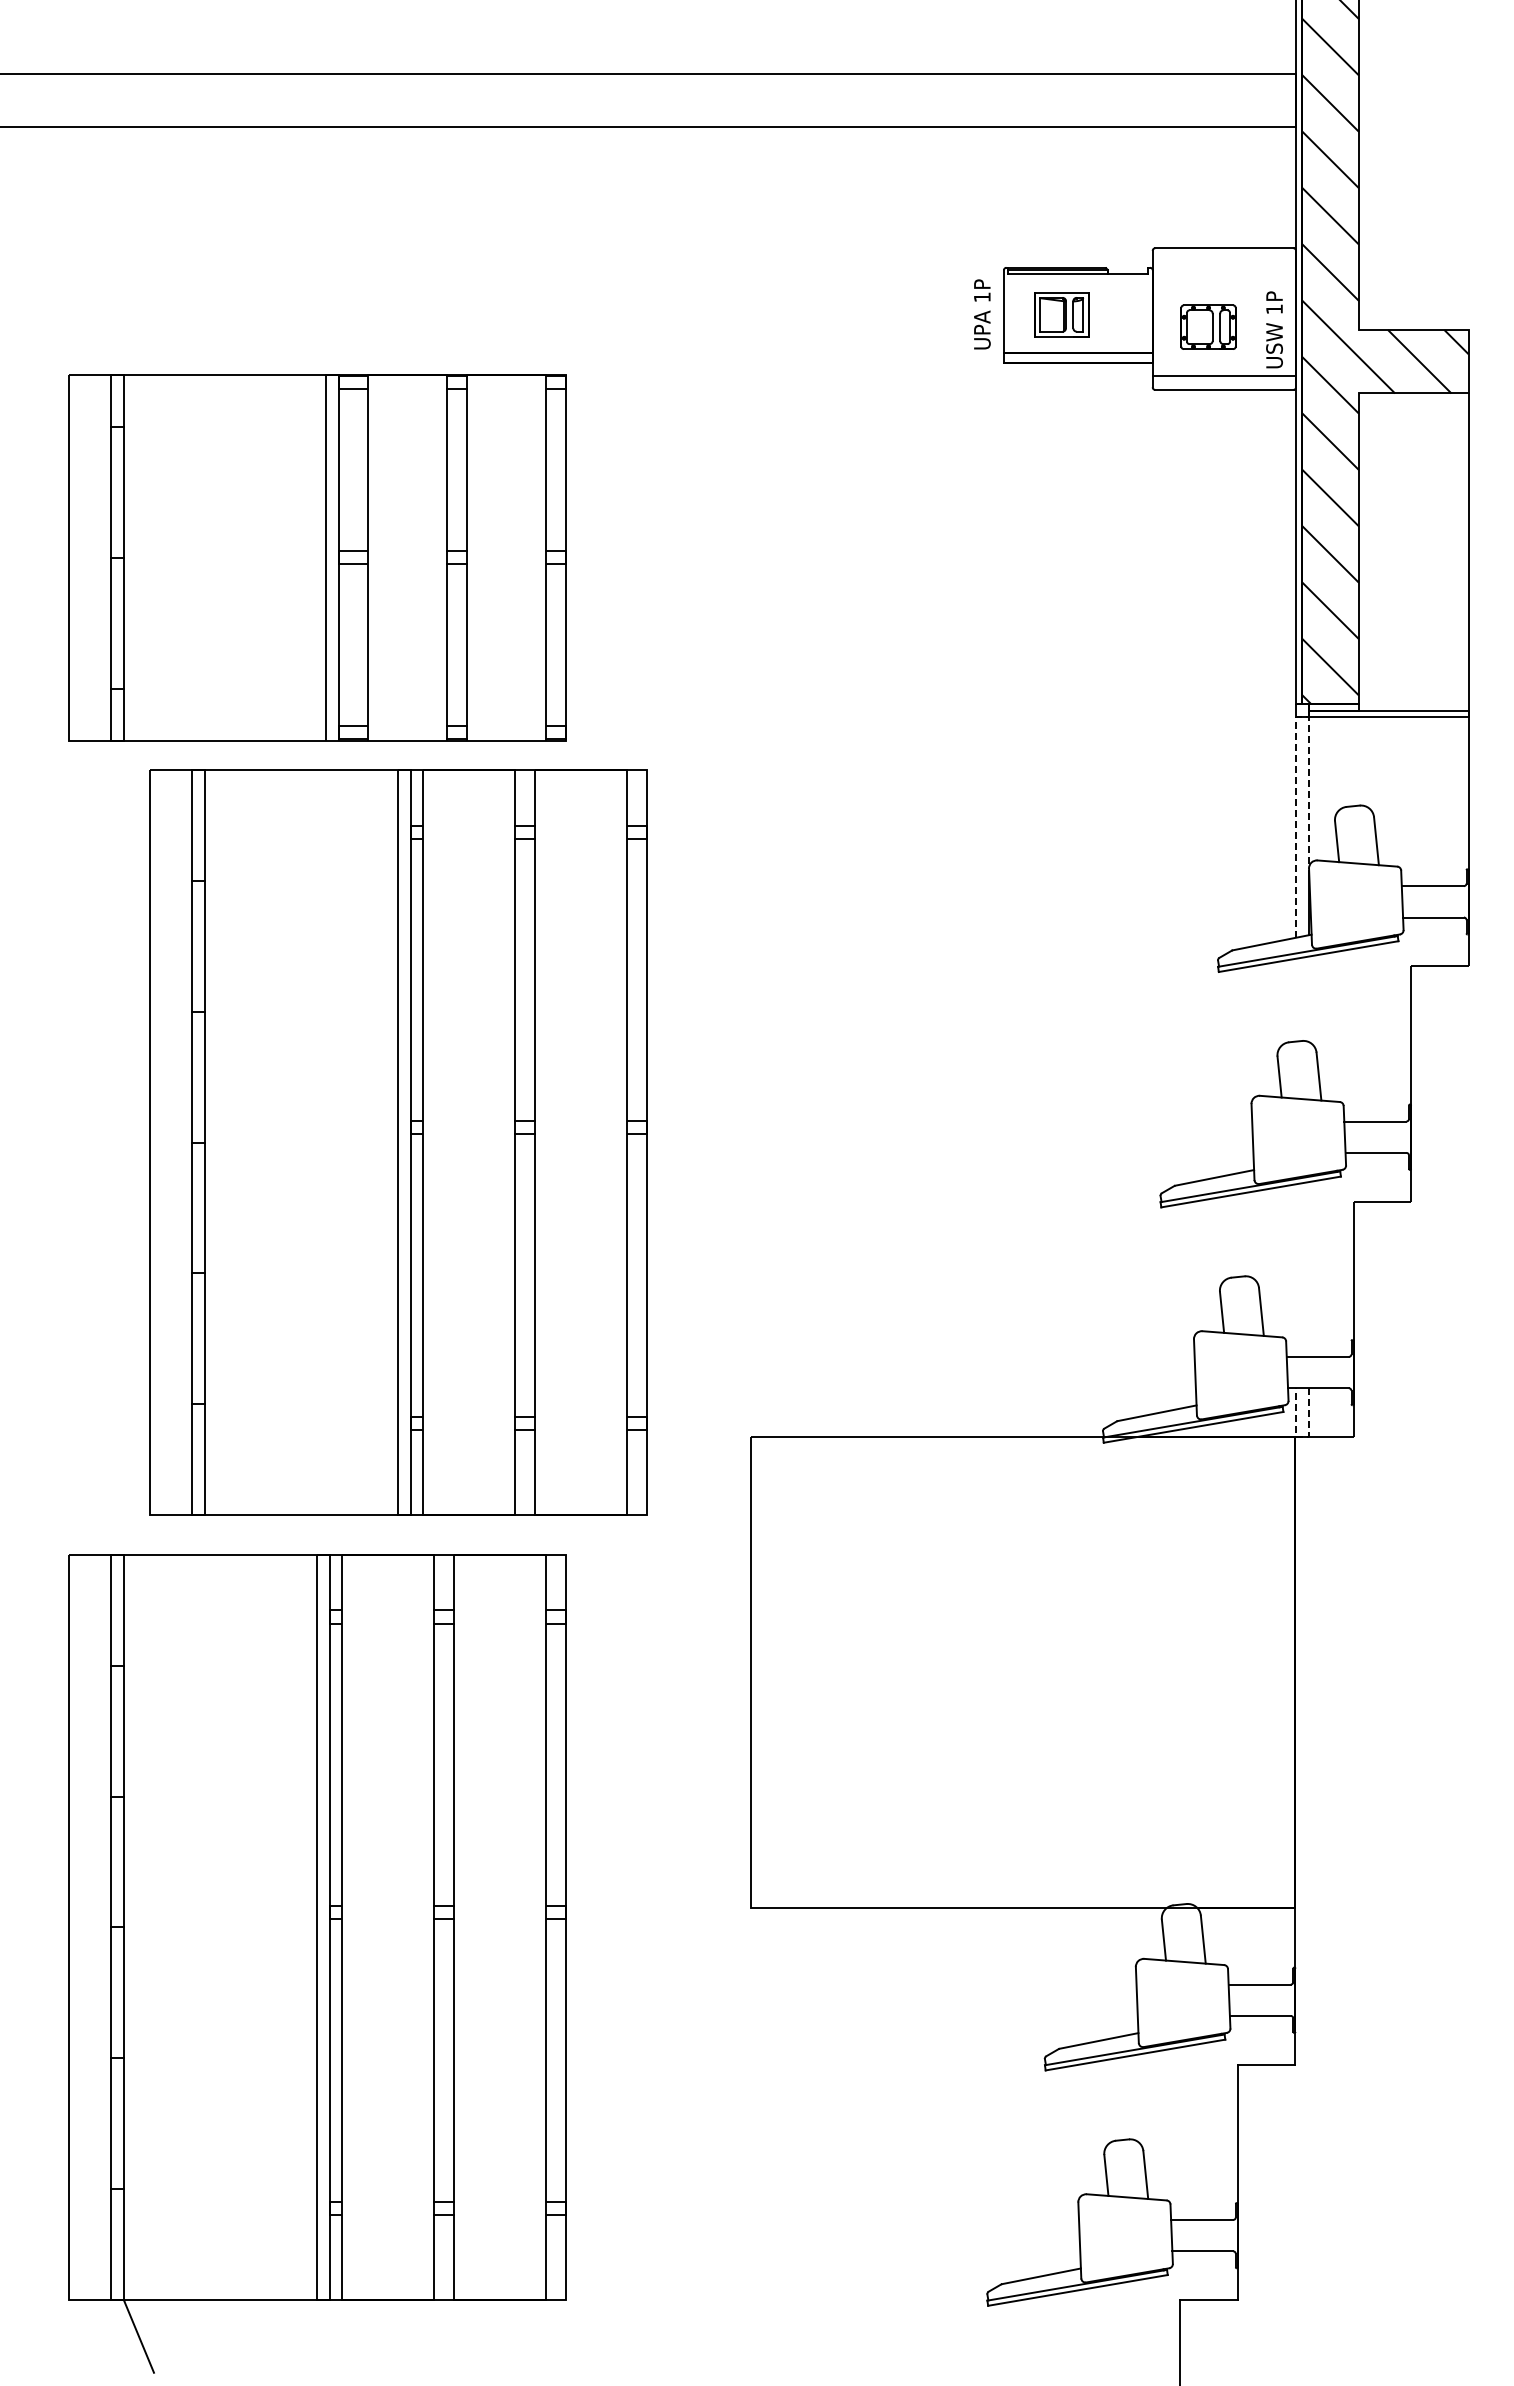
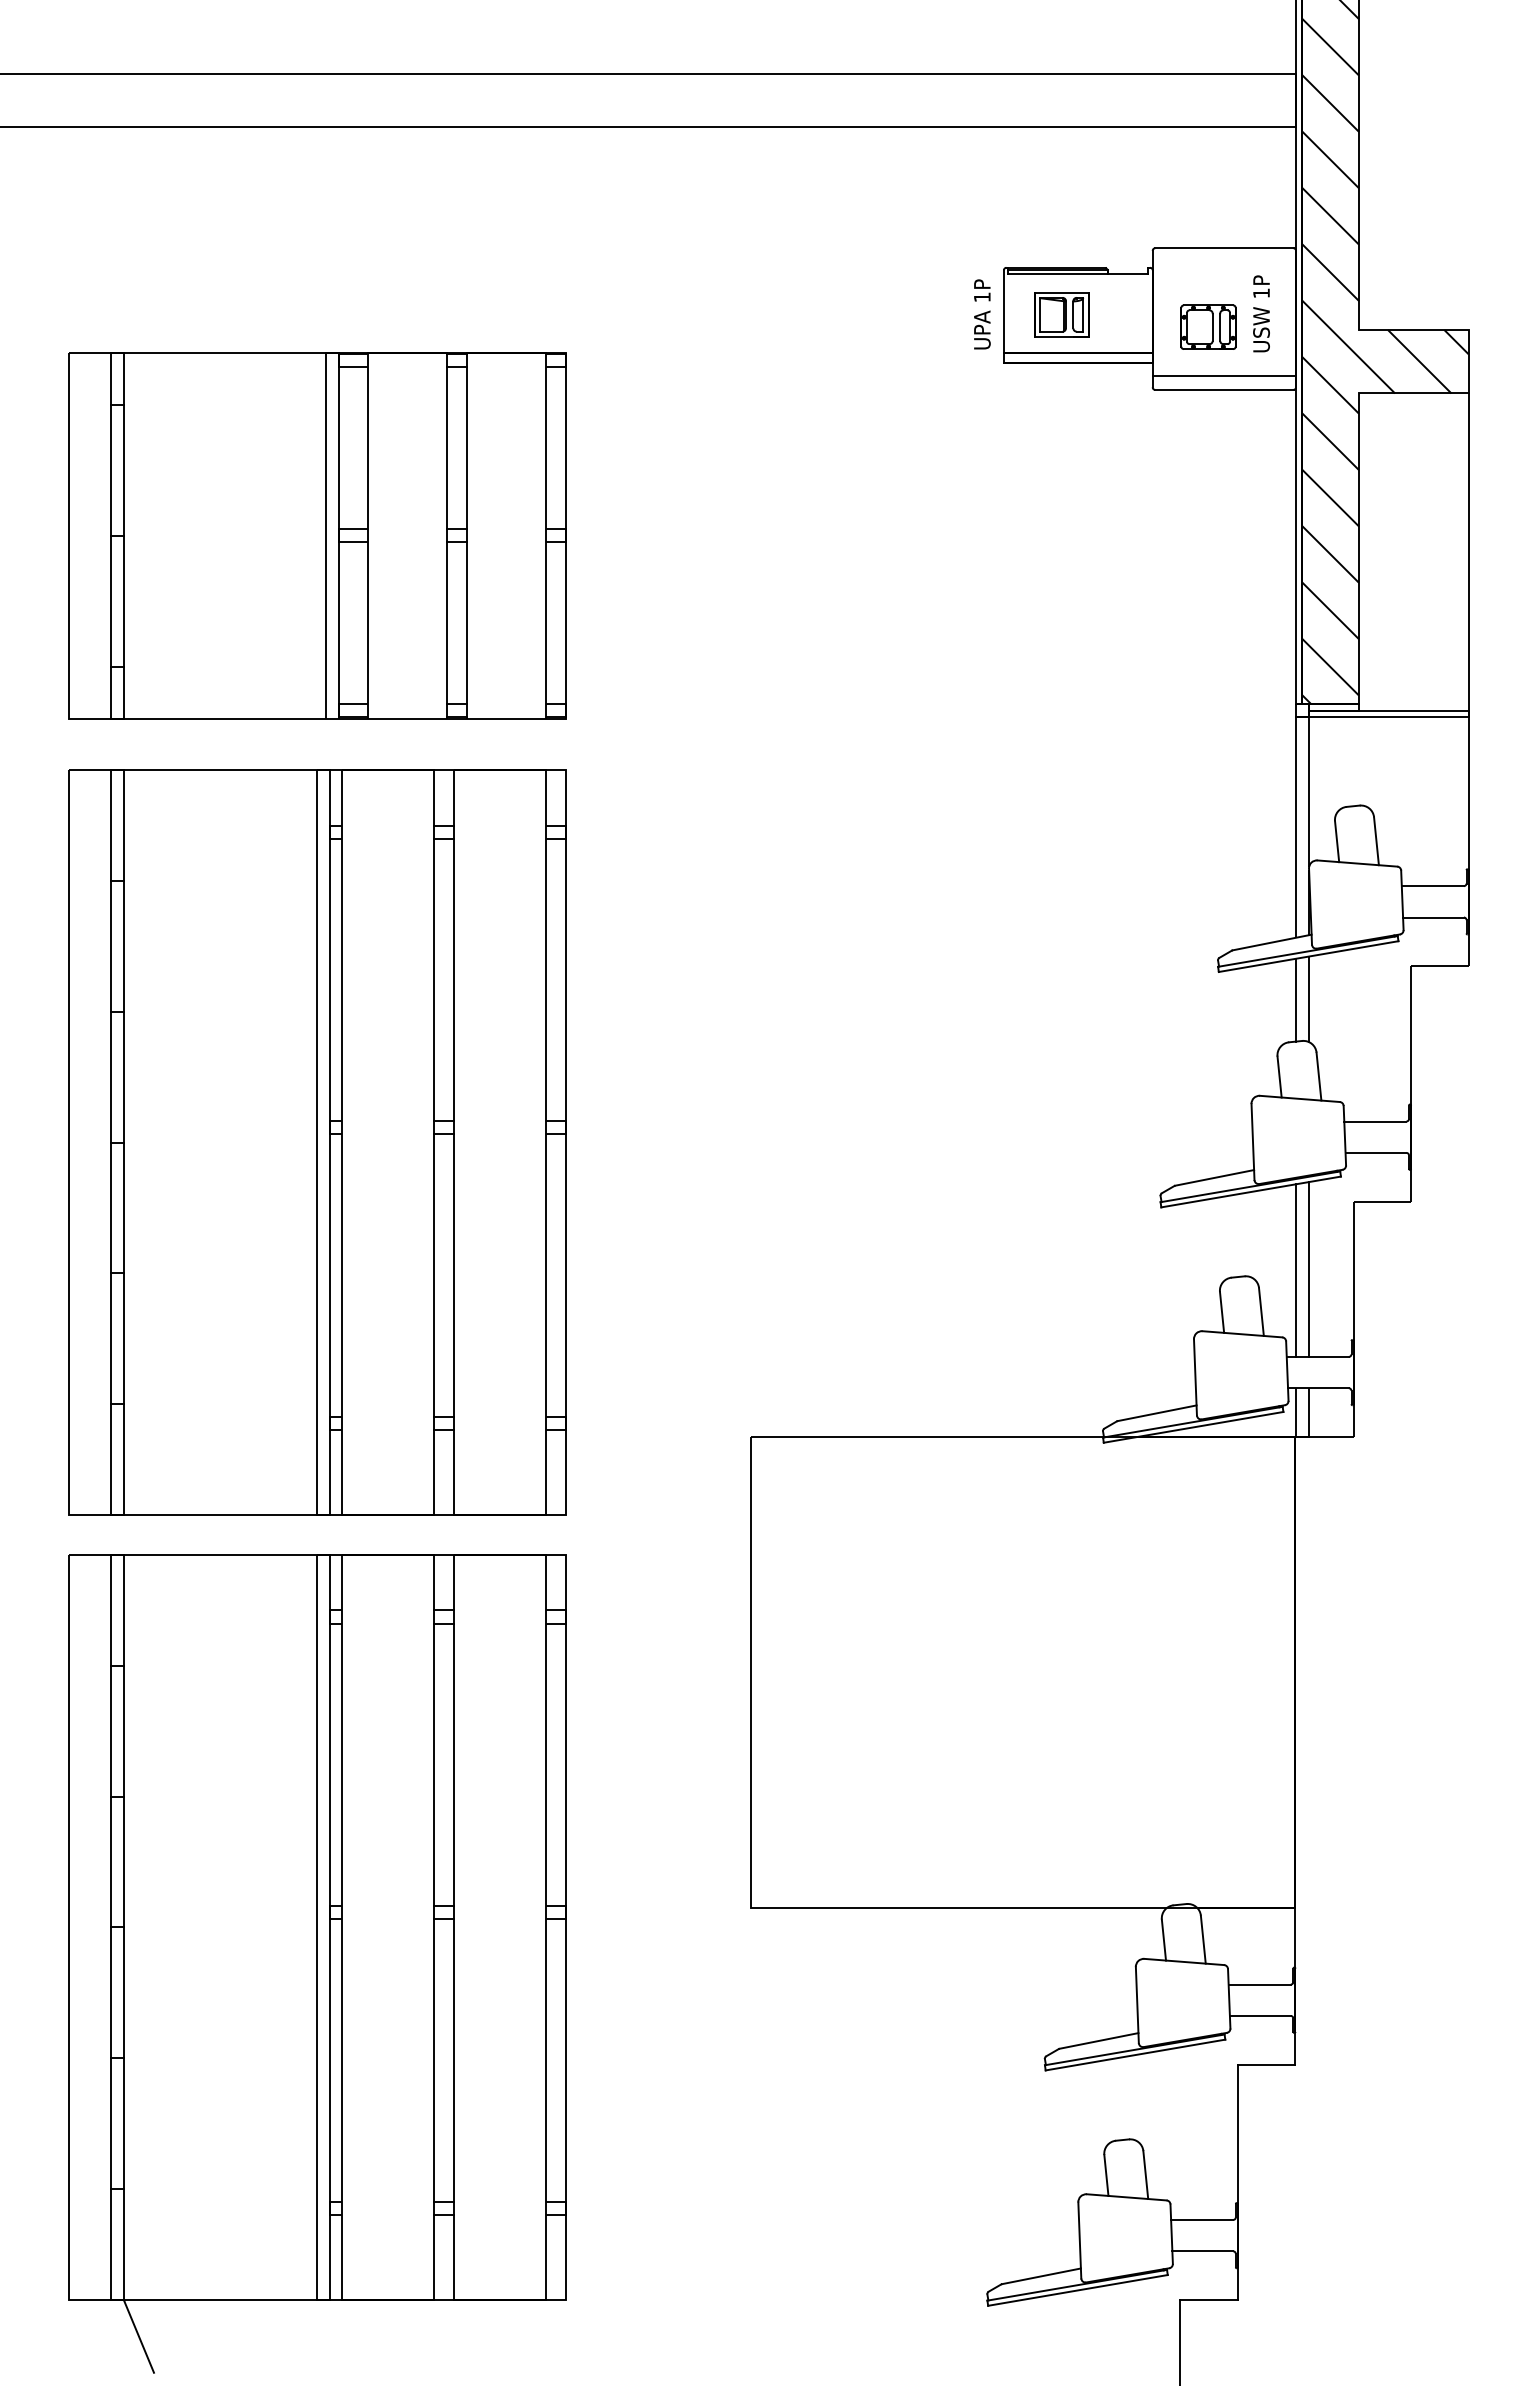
text position: (1274, 329) -> (1261, 313) (1261, 313)
part position: (317, 557) -> (317, 535) (317, 535)
line: dashed -> solid (1296, 744)
line: none -> present (1296, 999)
line: none -> present (1309, 999)
part position: (398, 1142) -> (317, 1142) (317, 1142)
line: none -> present (1309, 1269)
line: none -> present (1296, 1270)
line: dashed -> solid (1302, 1436)
